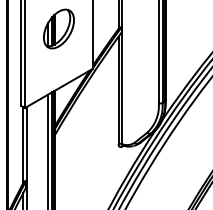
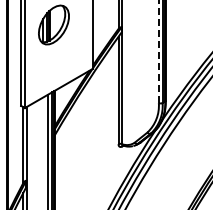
part position: (58, 28) -> (53, 24) (53, 24)
line: solid -> dashed (158, 51)
